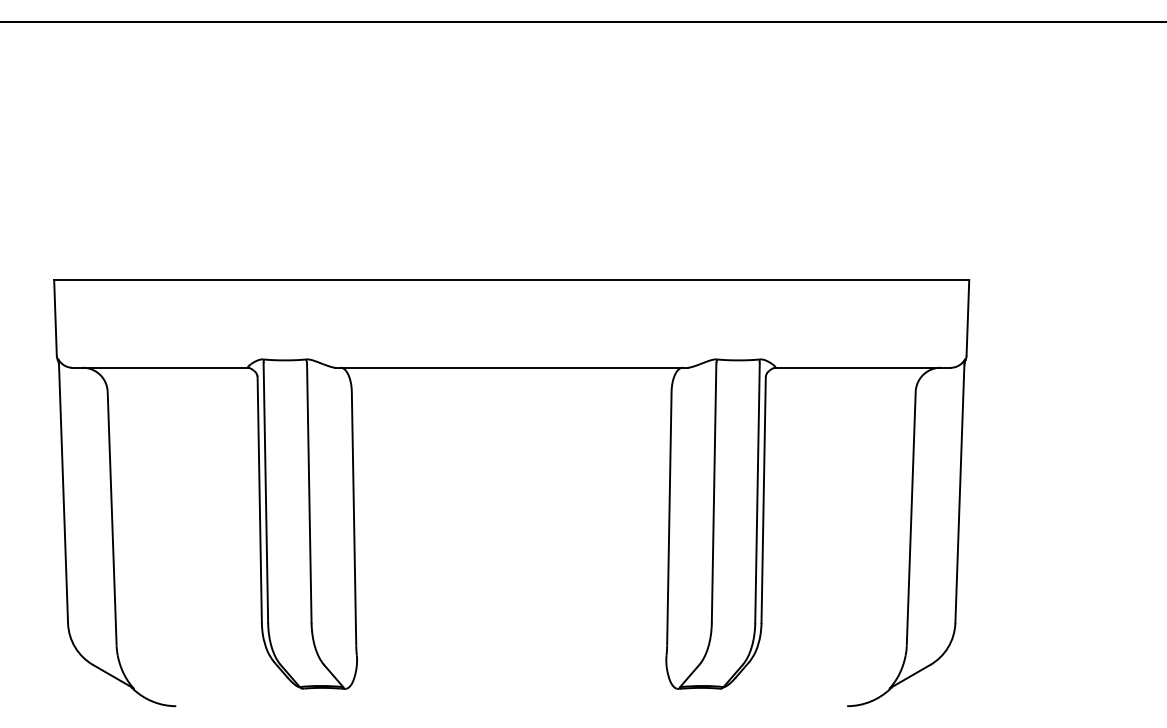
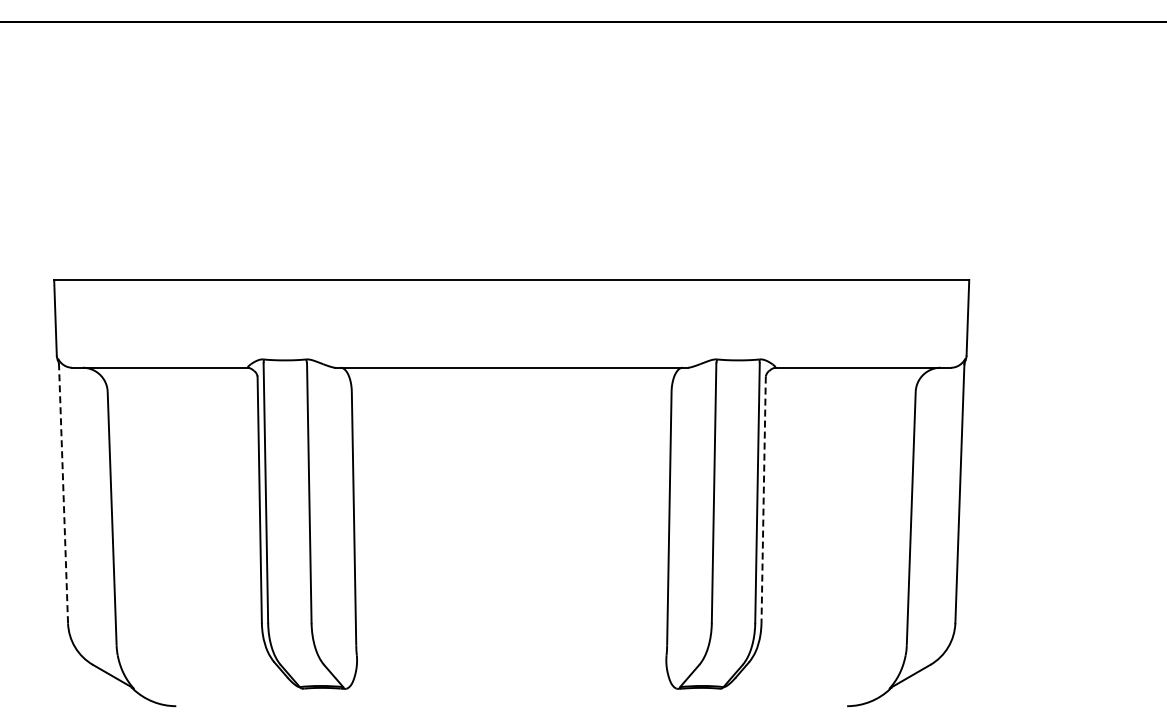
line: solid -> dashed (63, 493)
line: solid -> dashed (763, 500)
